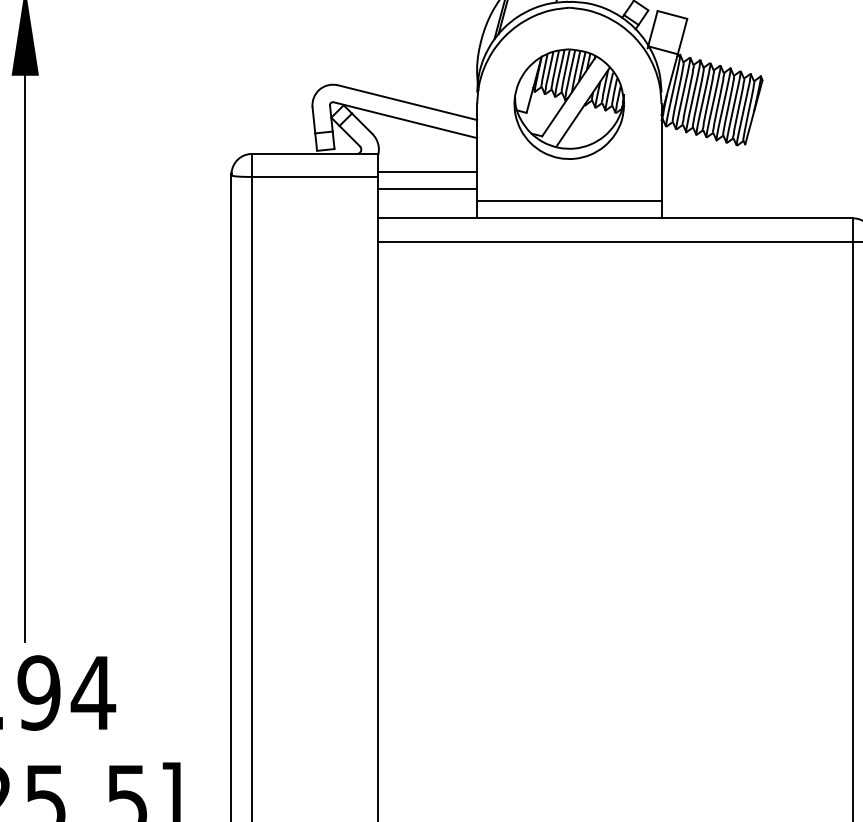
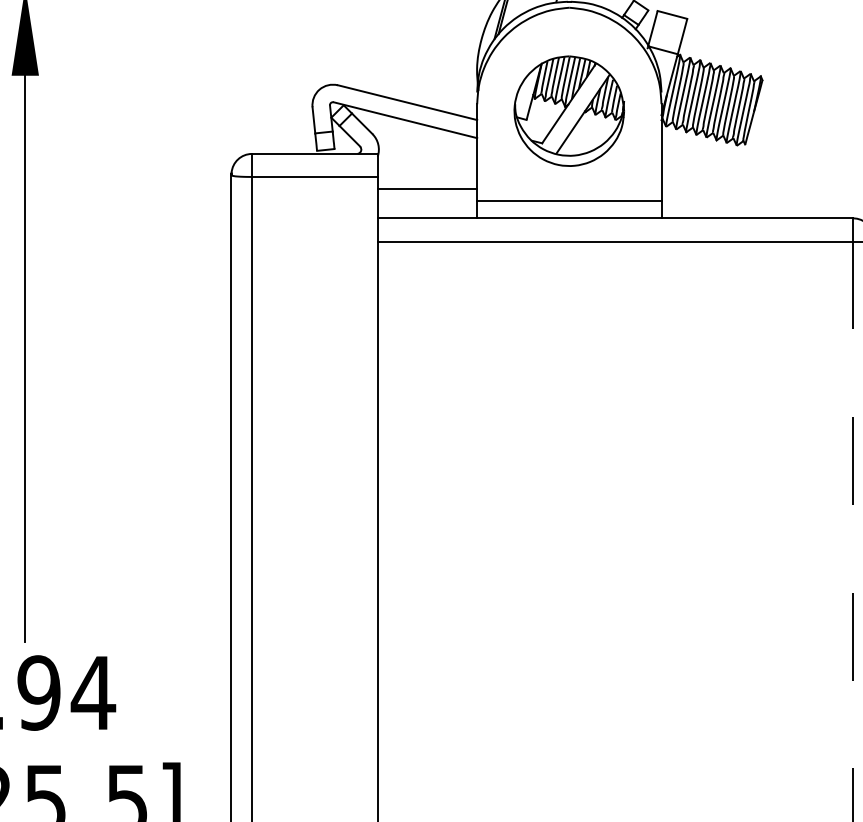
part position: (568, 103) -> (568, 110) (568, 110)
line: present -> none (427, 171)
line: solid -> dashed (853, 531)
